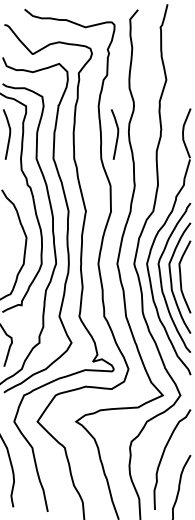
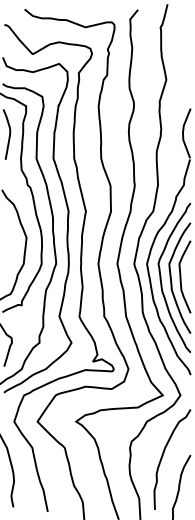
curve: present -> none (117, 134)
